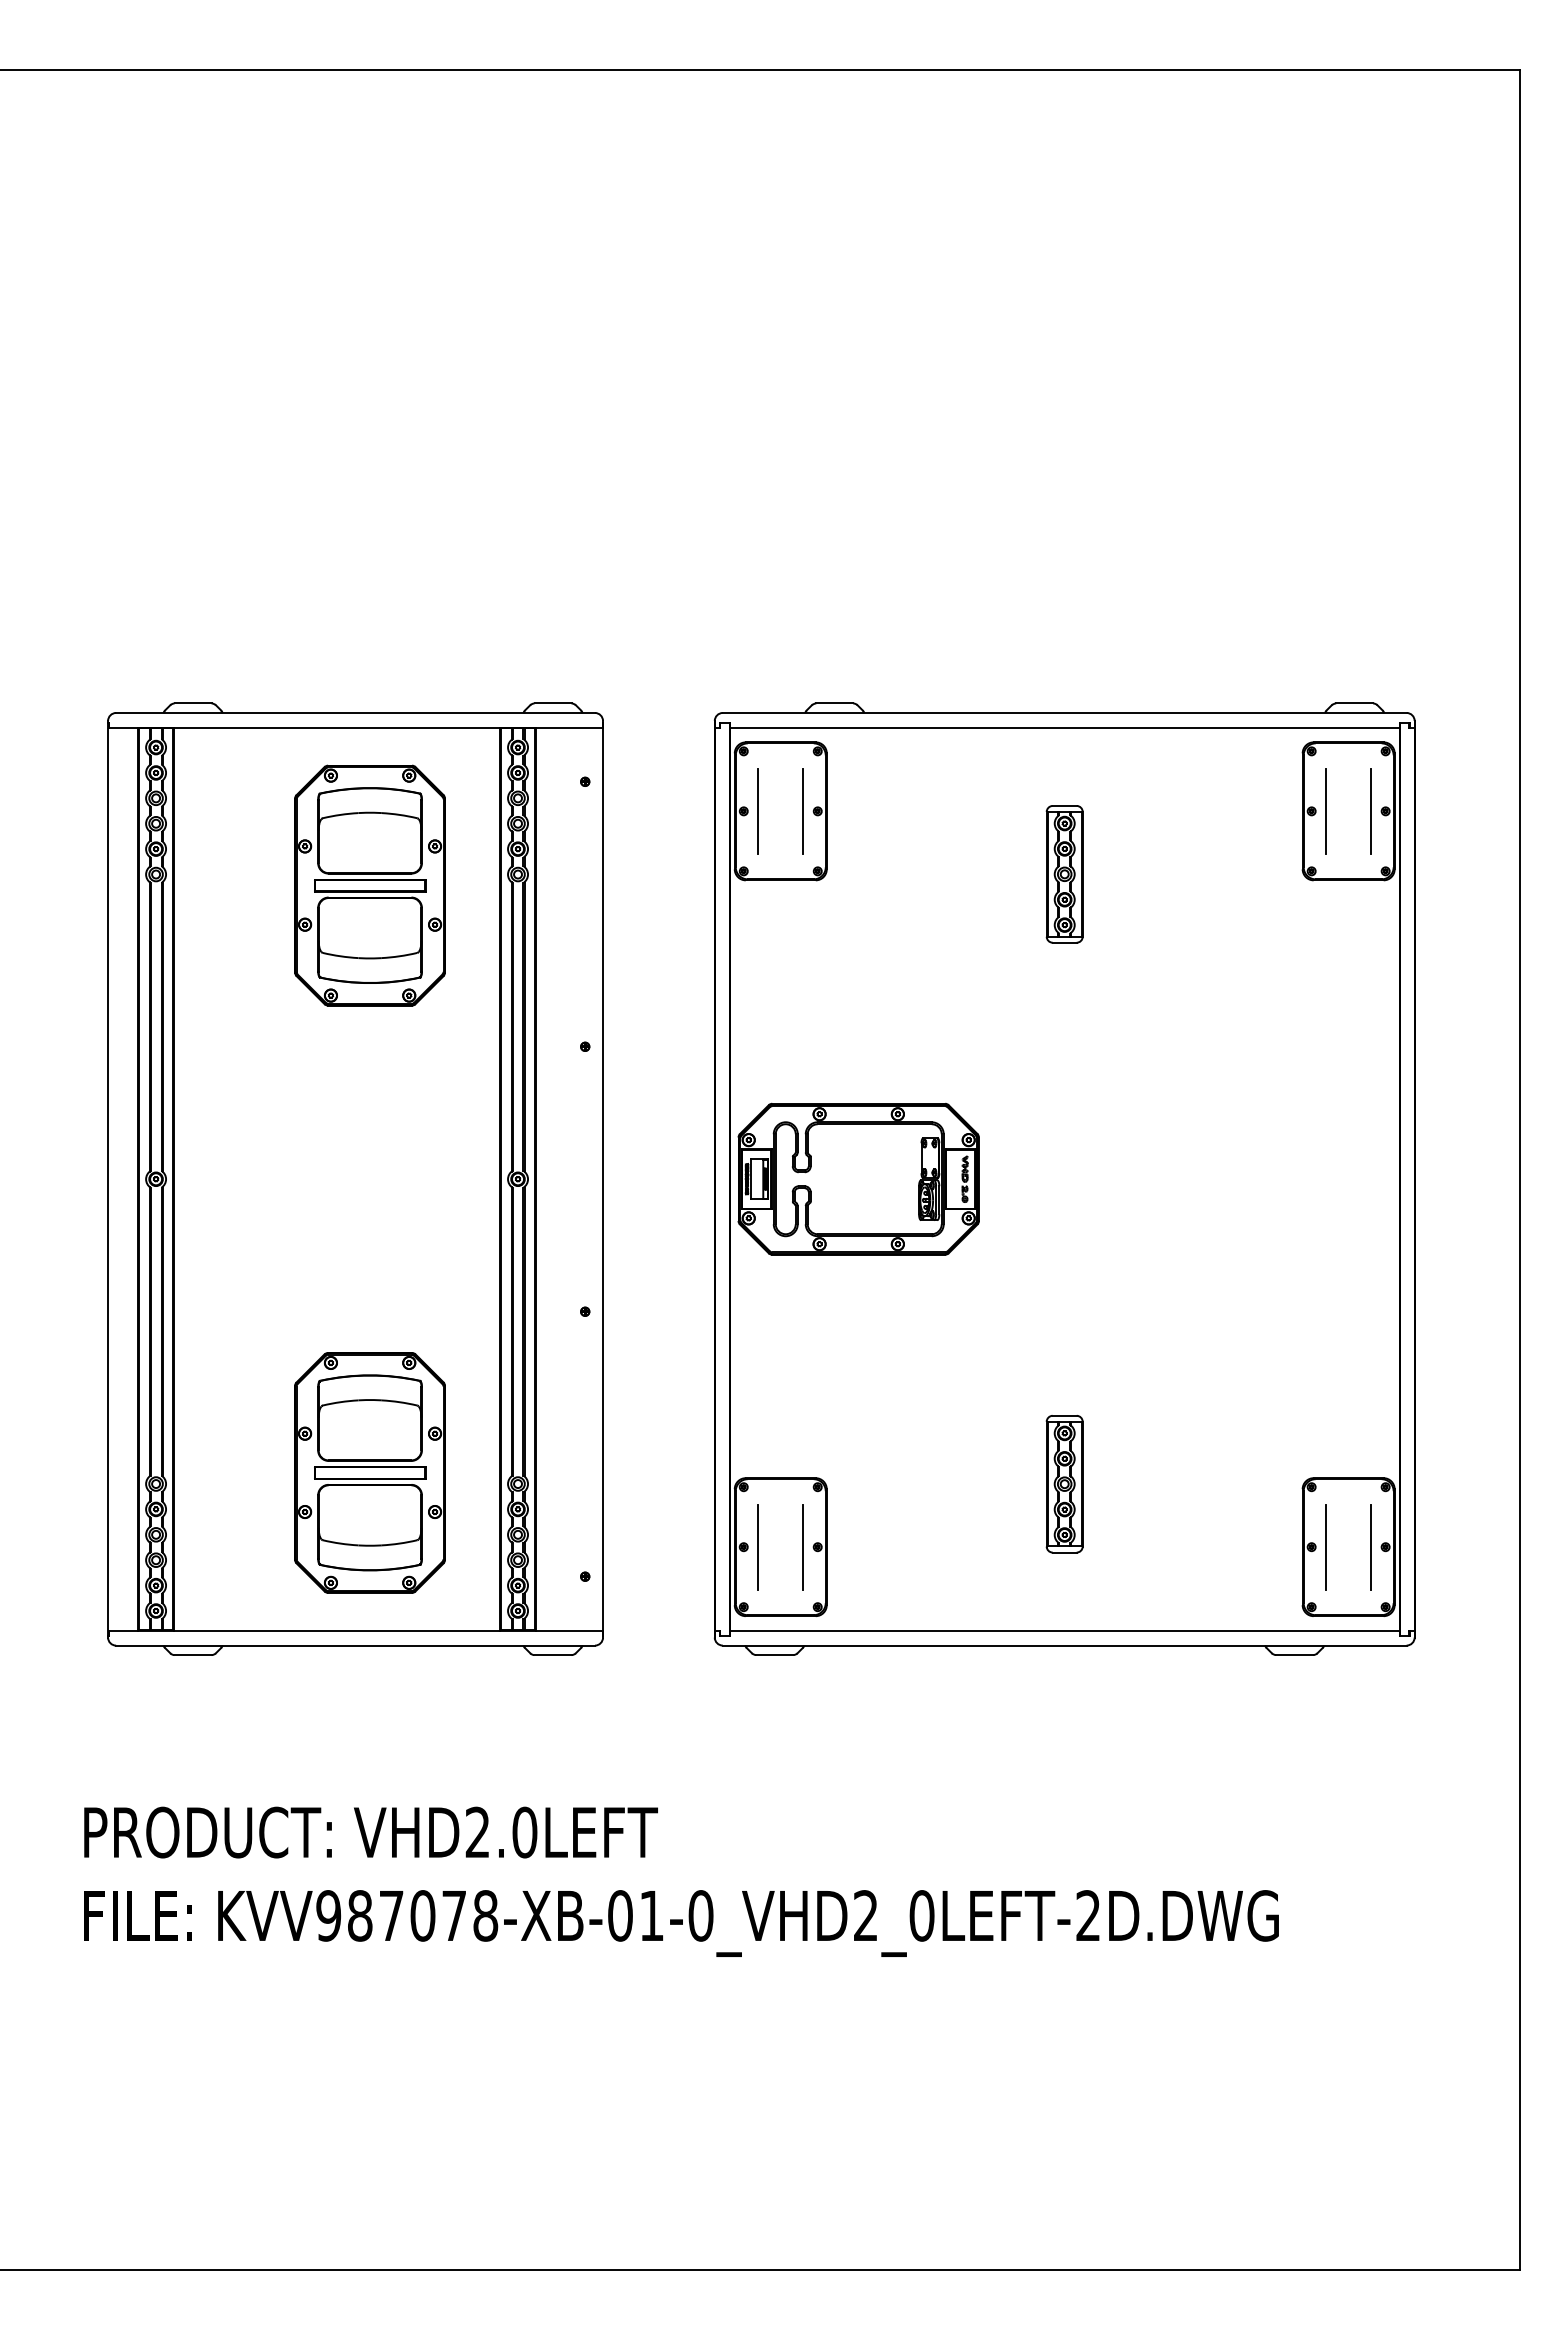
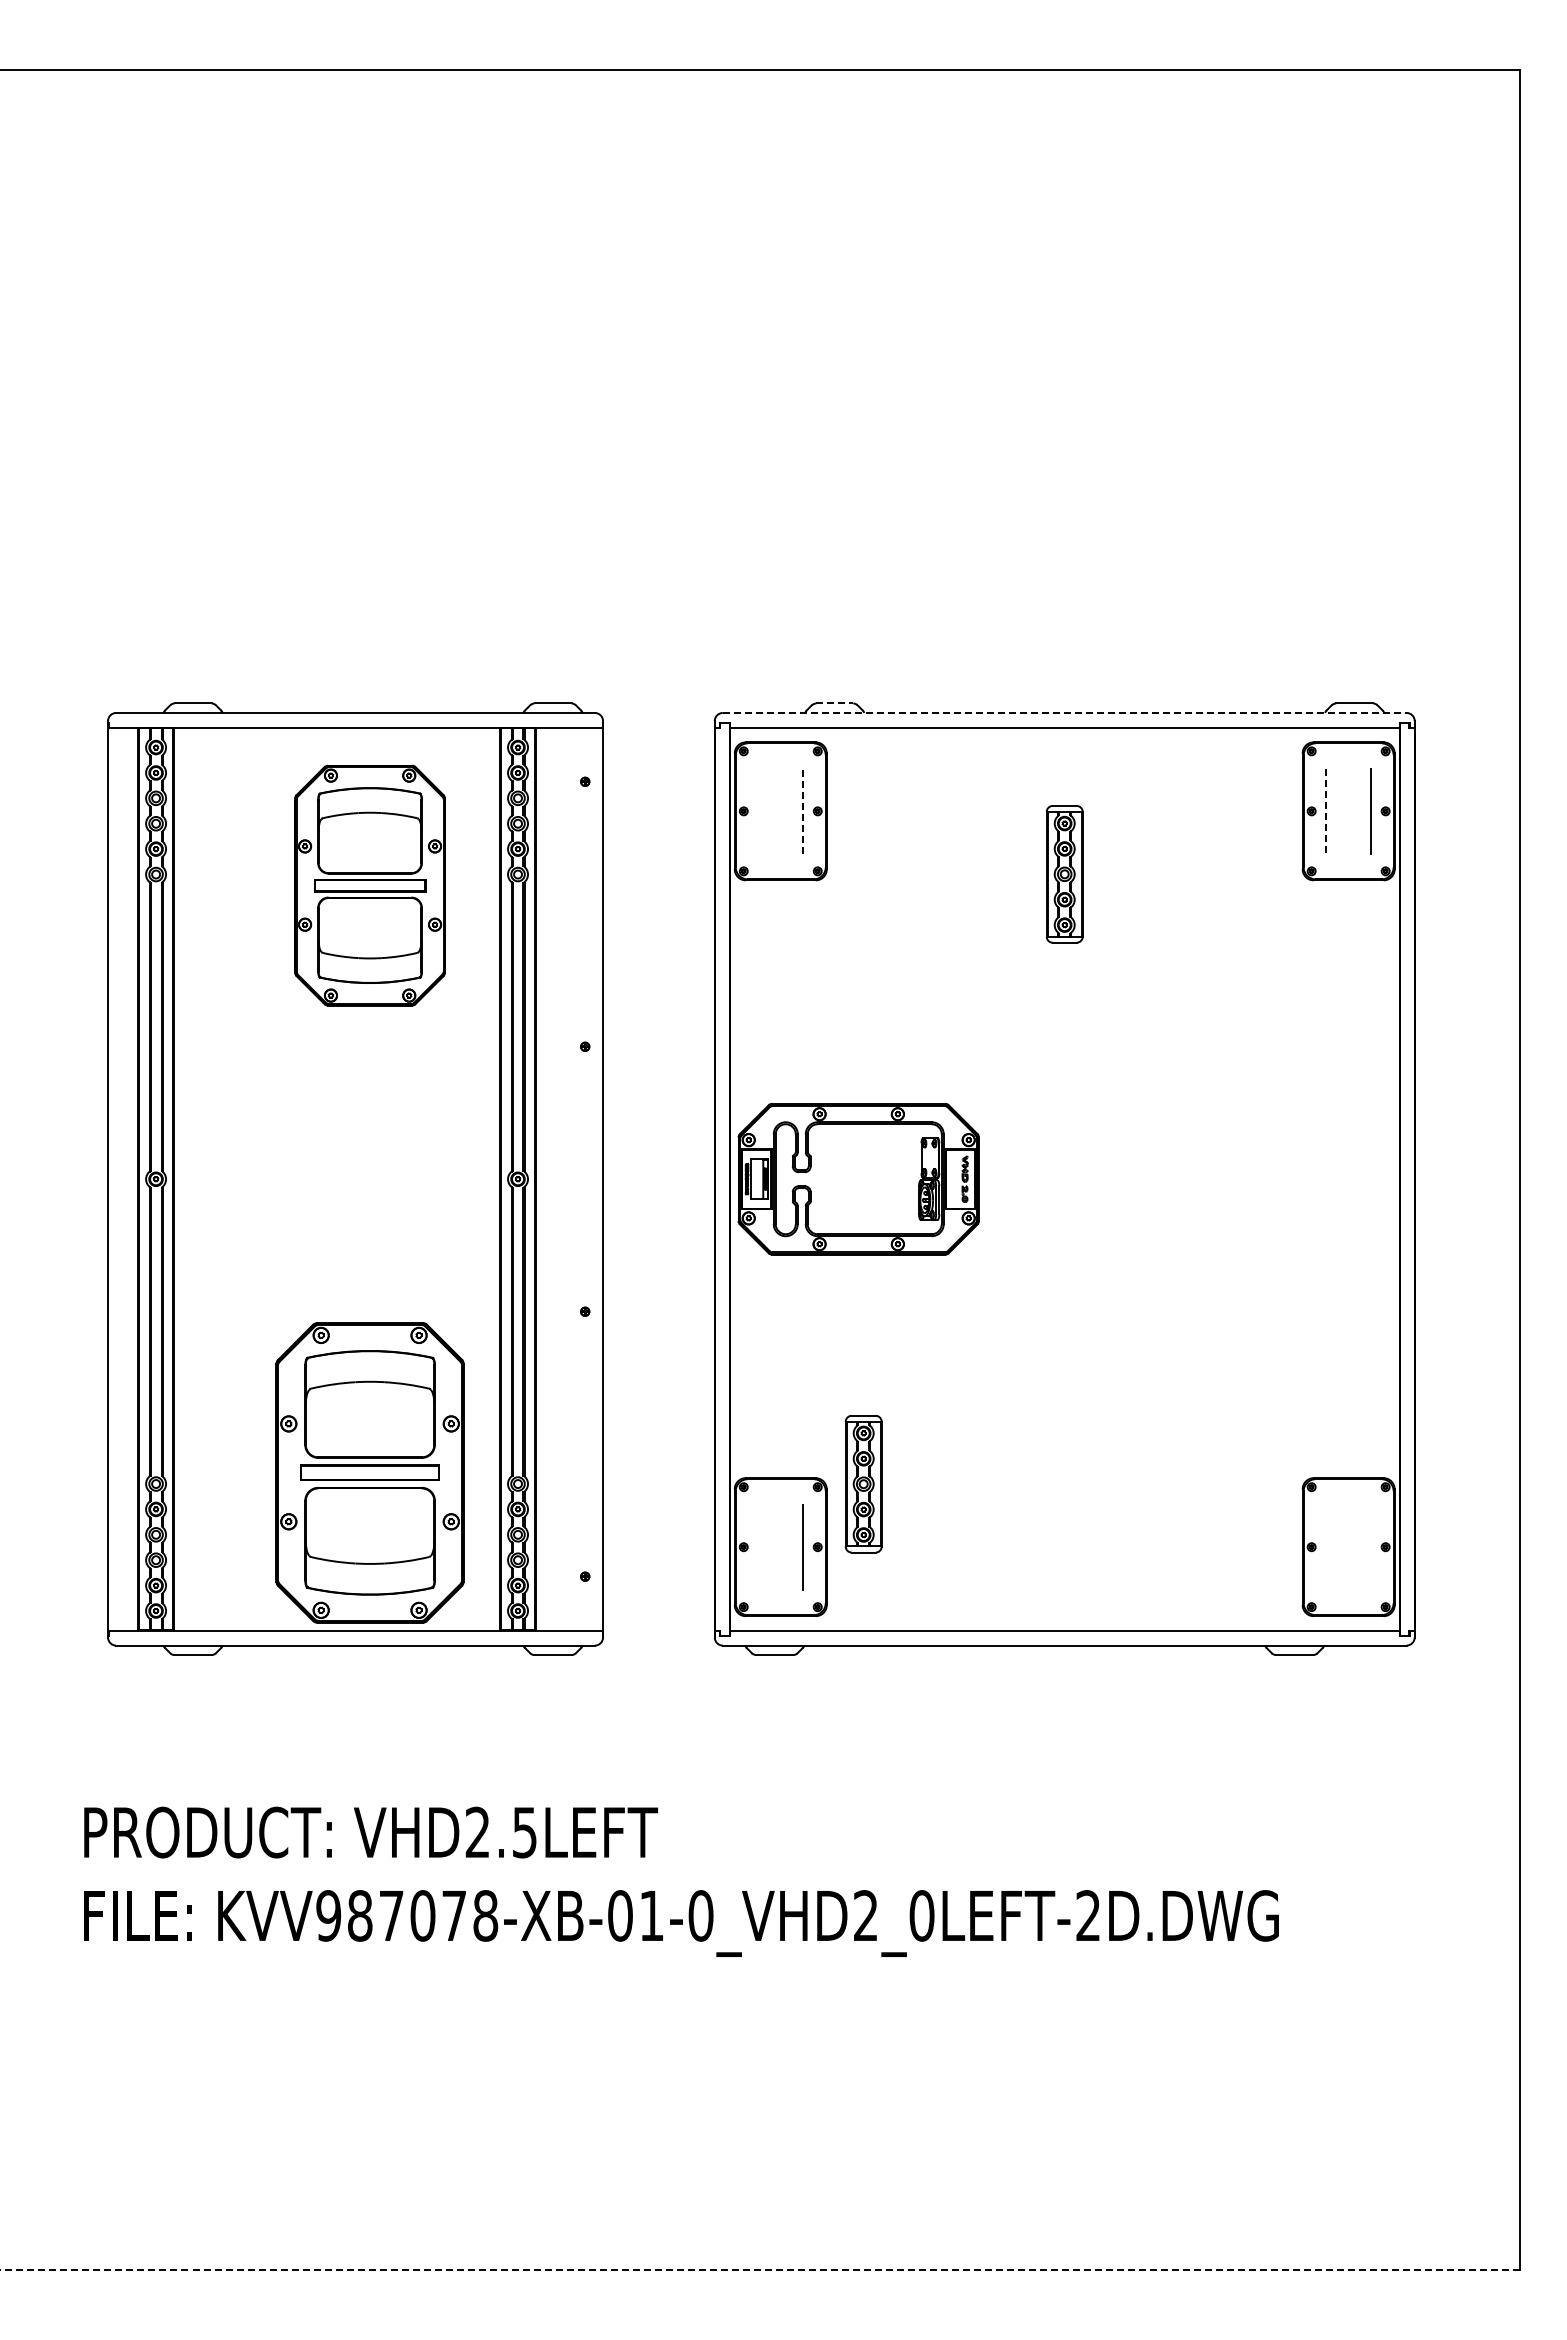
line: solid -> dashed (835, 703)
line: solid -> dashed (1064, 712)
line: present -> none (758, 810)
line: solid -> dashed (803, 811)
line: solid -> dashed (1326, 811)
part size: 152x242 px -> 190x302 px (369, 1472)
part position: (1064, 1484) -> (863, 1484) (863, 1484)
line: present -> none (1371, 1546)
line: present -> none (757, 1547)
line: present -> none (1325, 1547)
text: VHD2.0LEFT -> VHD2.5LEFT (524, 1832)
line: solid -> dashed (760, 2269)
